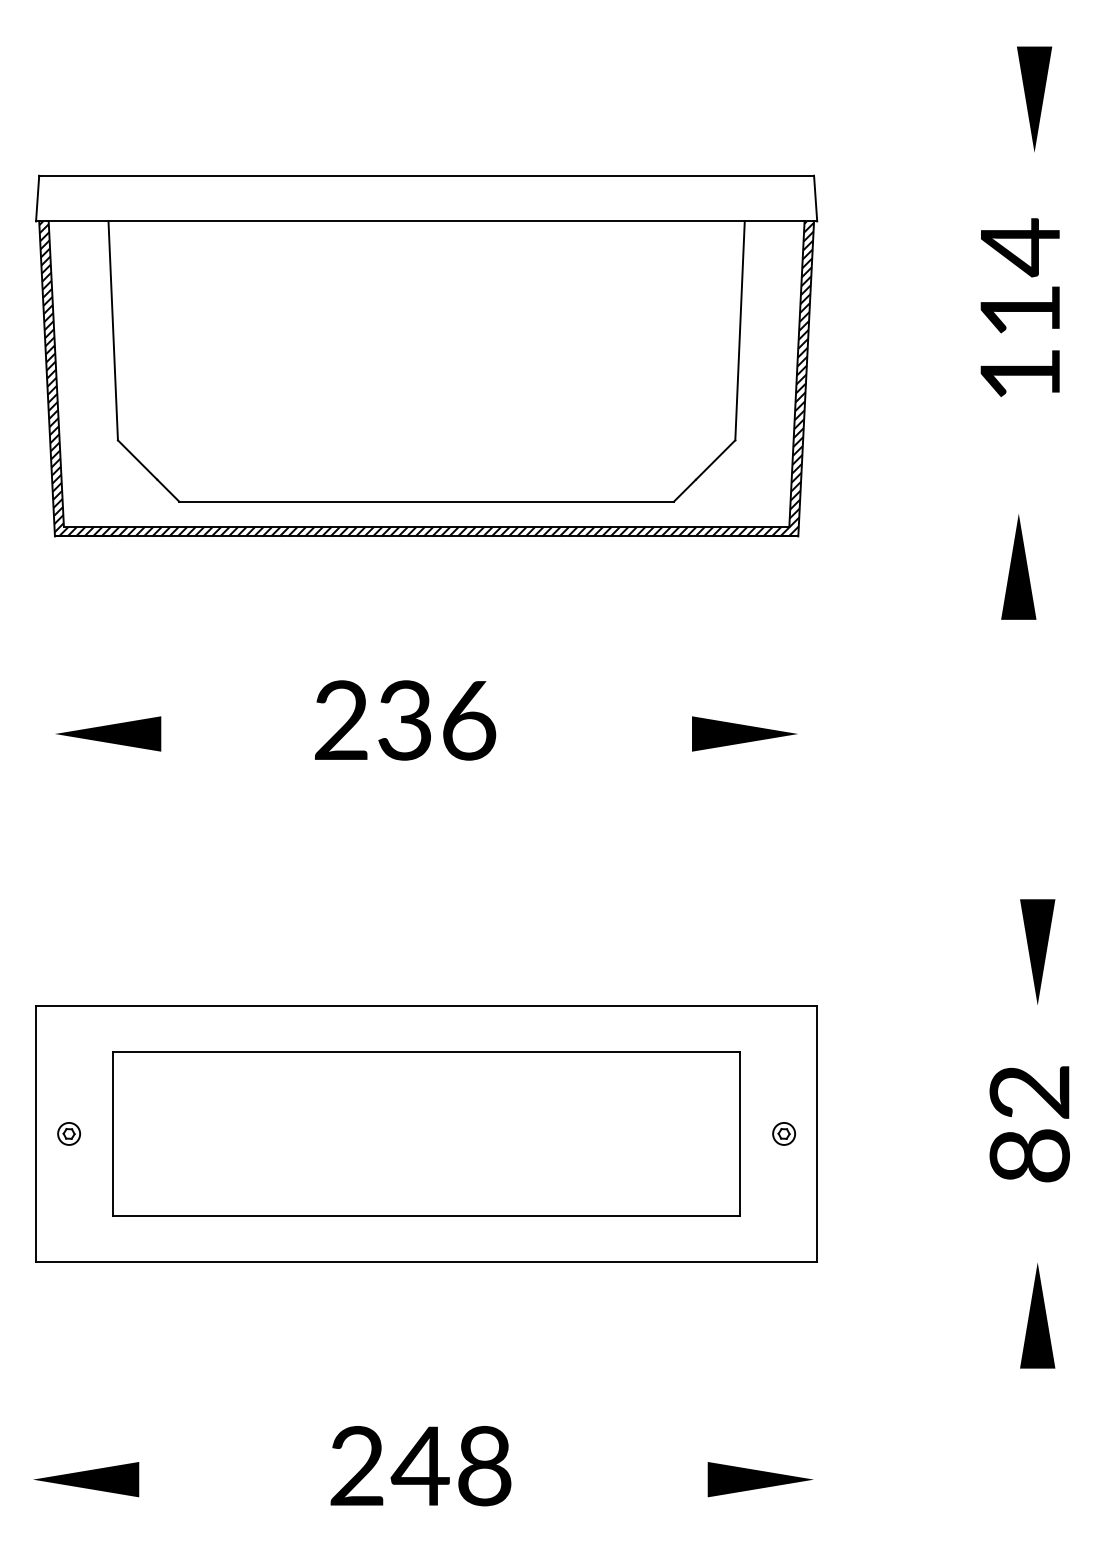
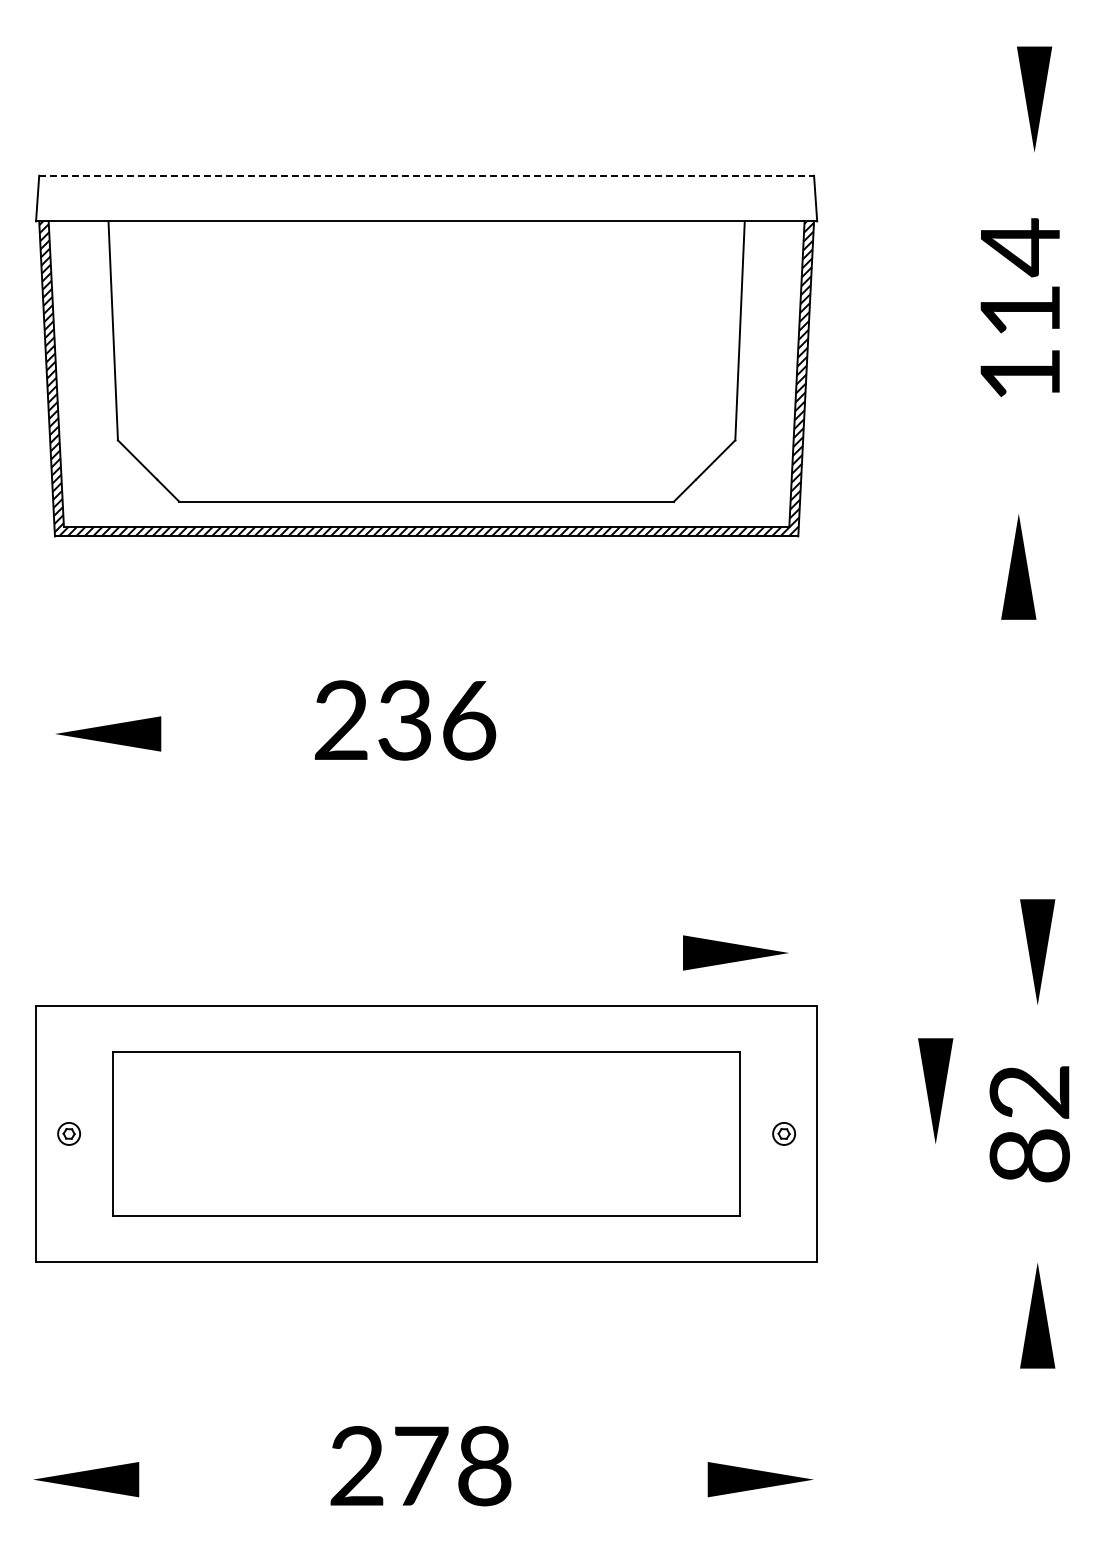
line: solid -> dashed (427, 175)
part position: (744, 733) -> (735, 952) (735, 952)
part: none -> present (935, 1090)
text: 248 -> 278 (419, 1465)
